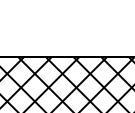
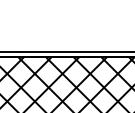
line: none -> present (66, 52)
